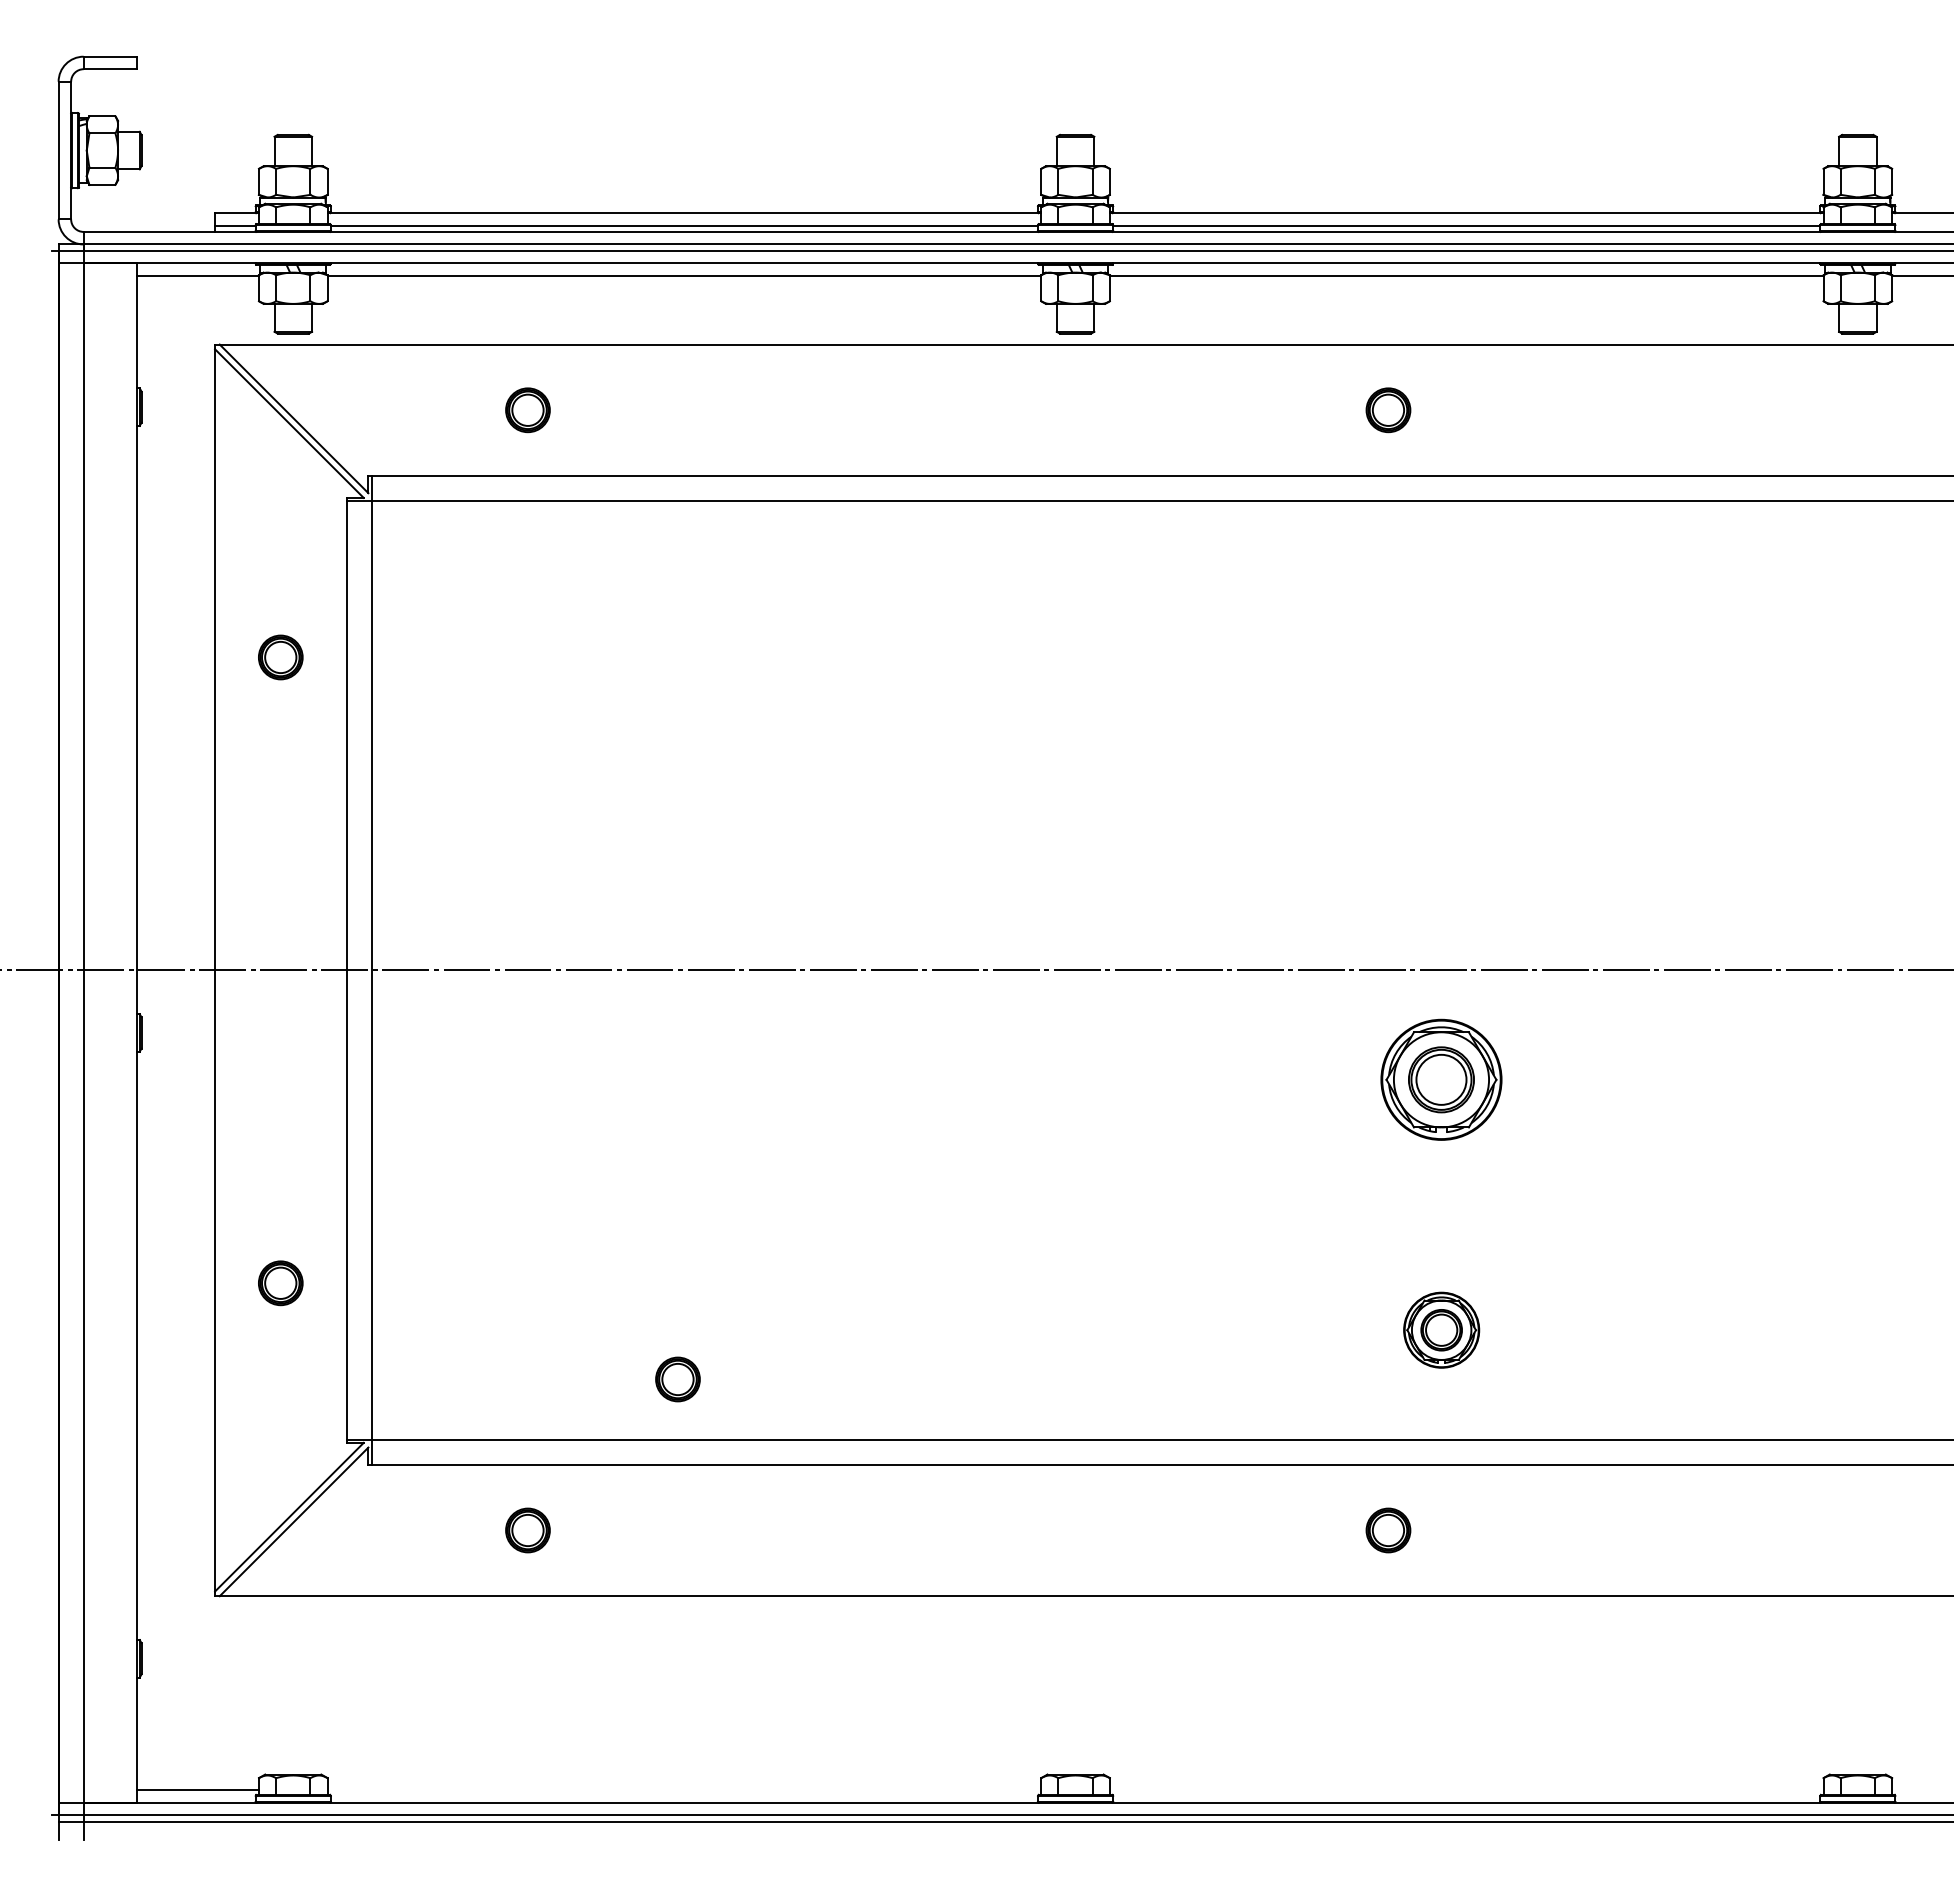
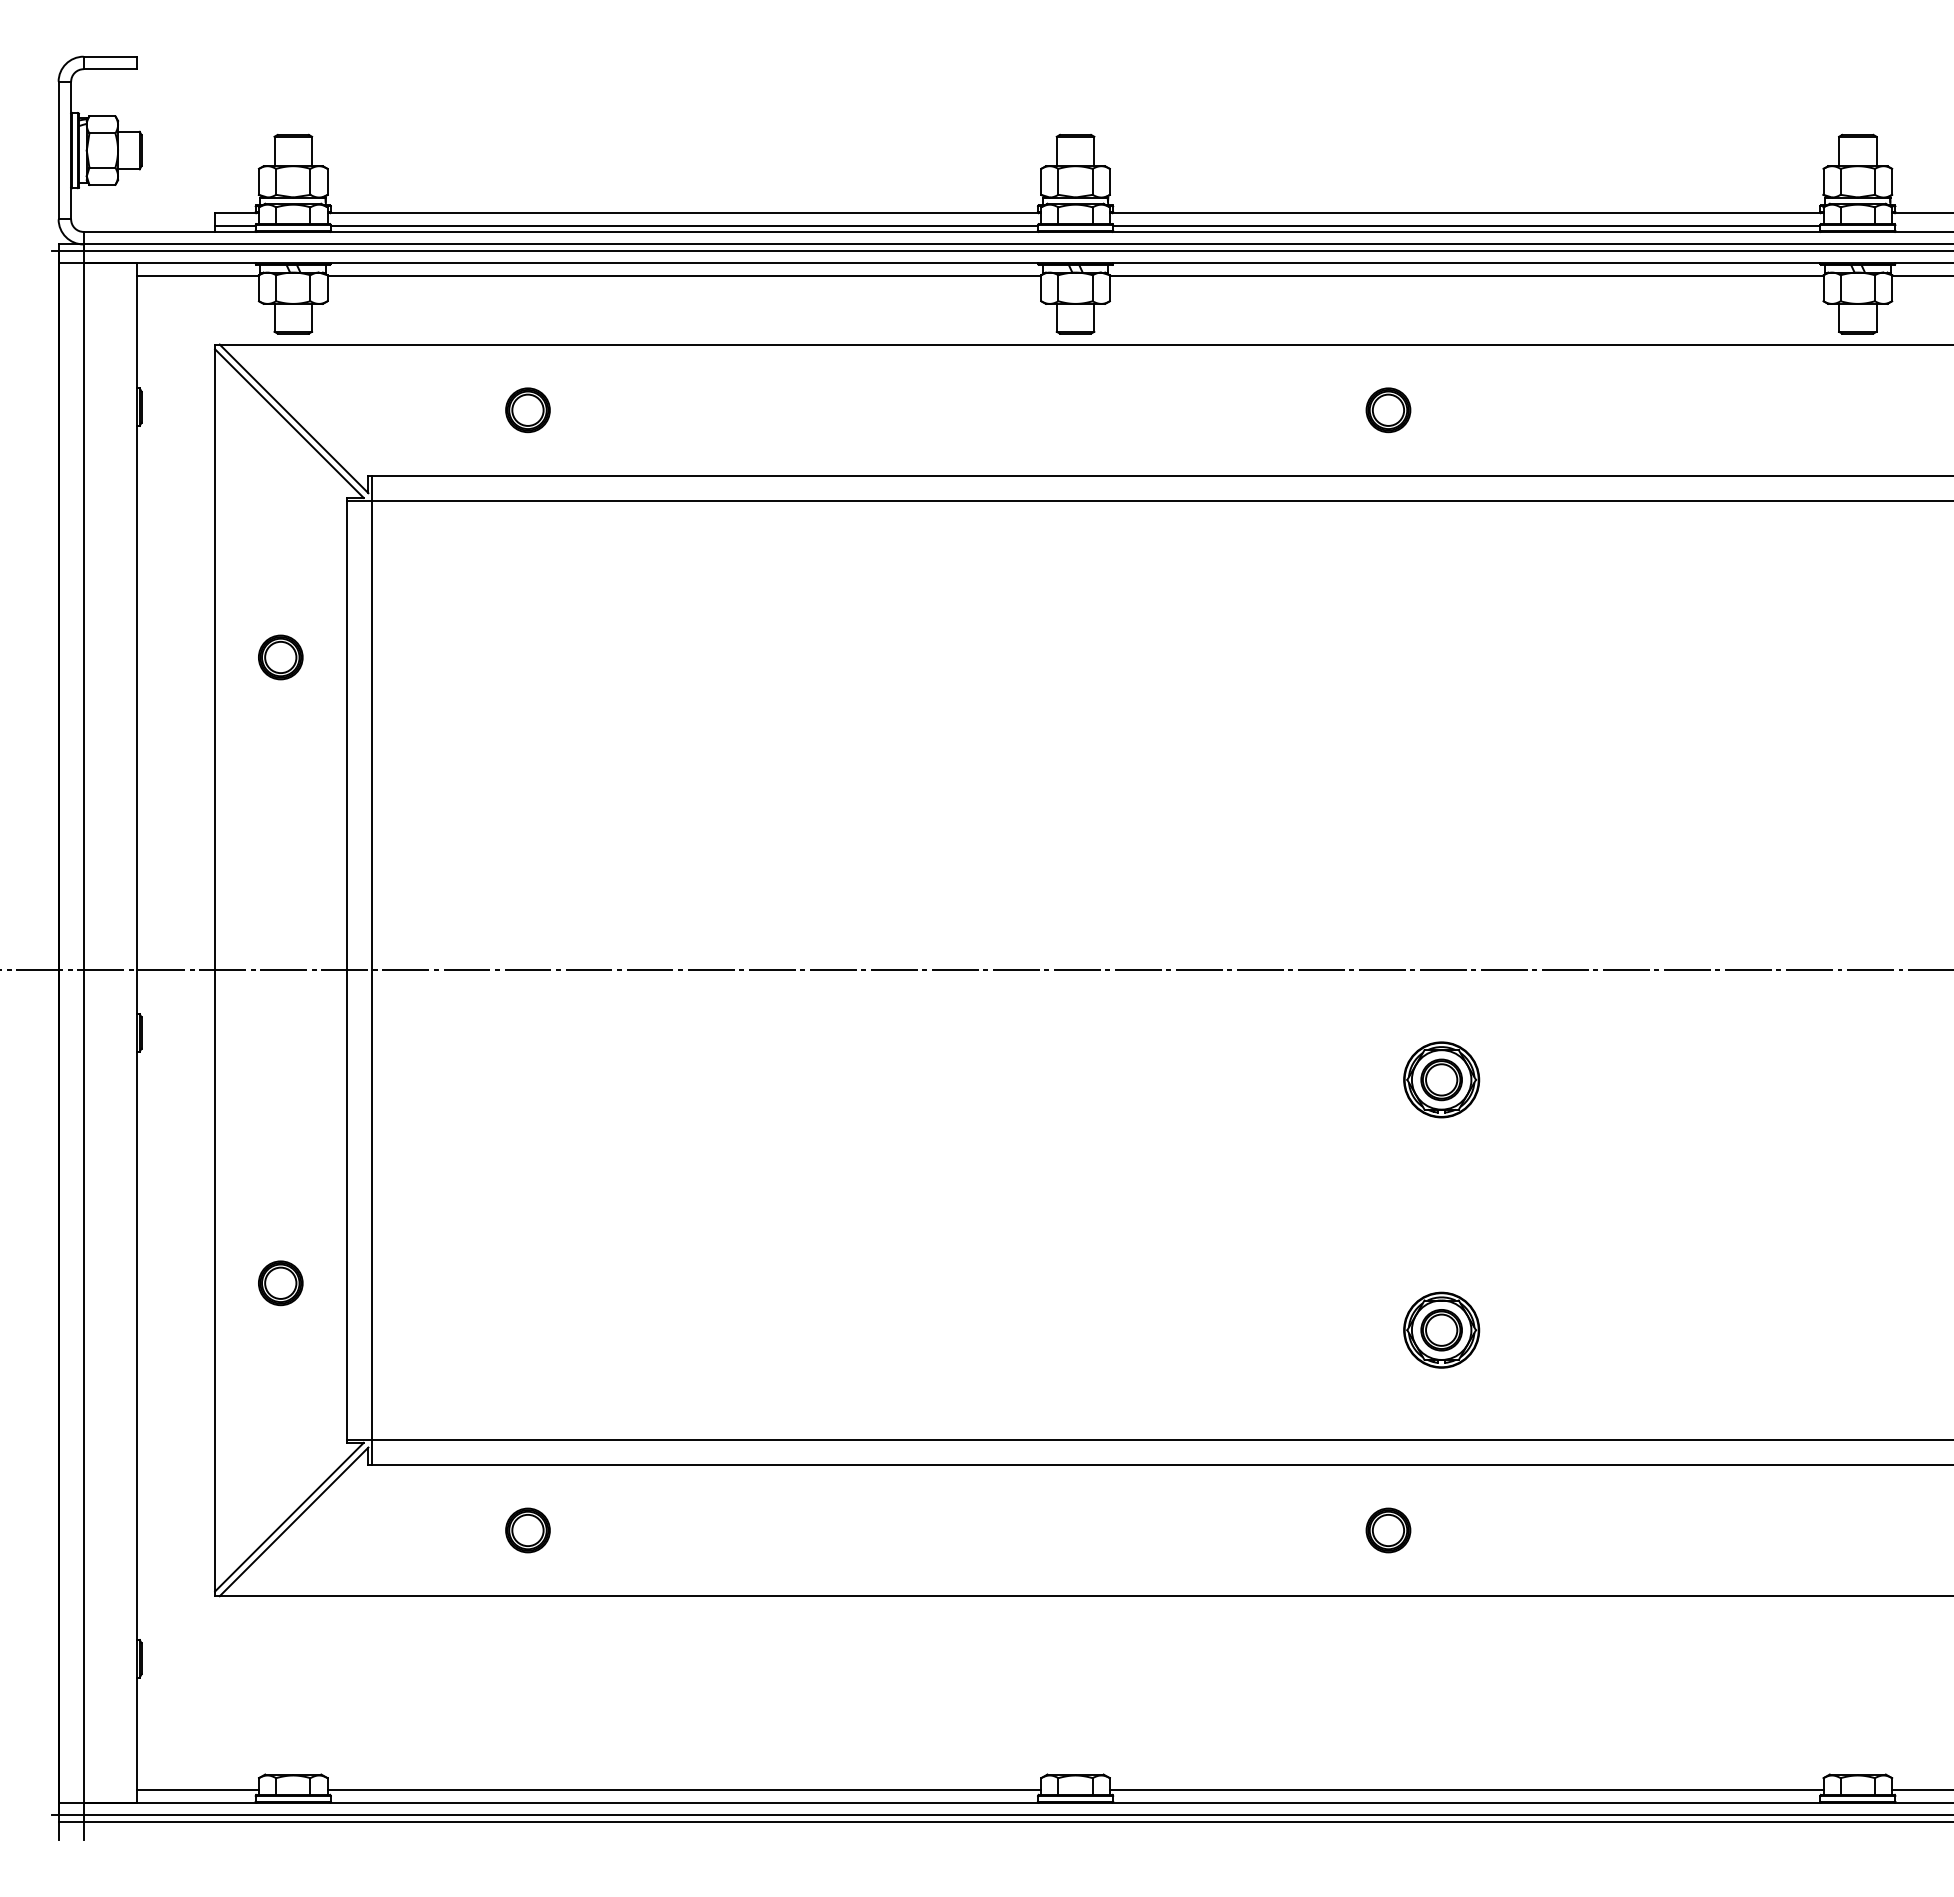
part size: 123x123 px -> 78x78 px (1441, 1079)
part: present -> none (677, 1379)
line: none -> present (684, 1790)
line: none -> present (1466, 1790)
line: none -> present (1921, 1790)
